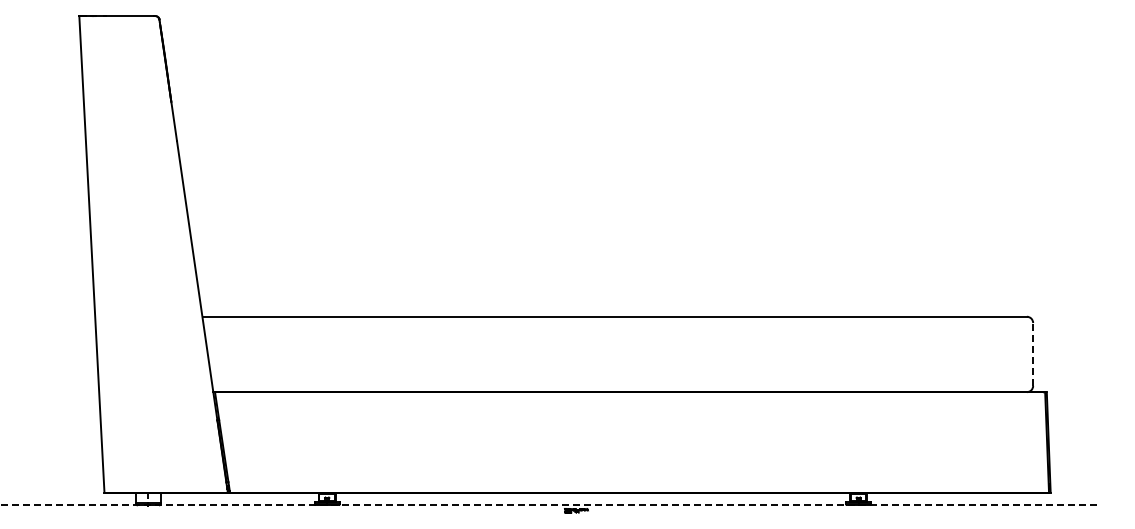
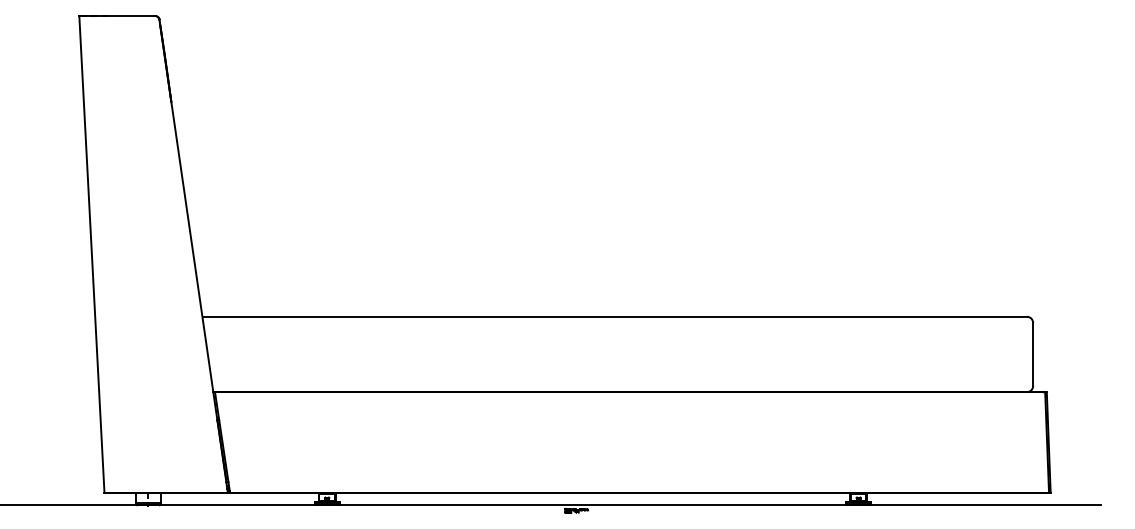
line: dashed -> solid (1033, 353)
line: dashed -> solid (551, 505)
